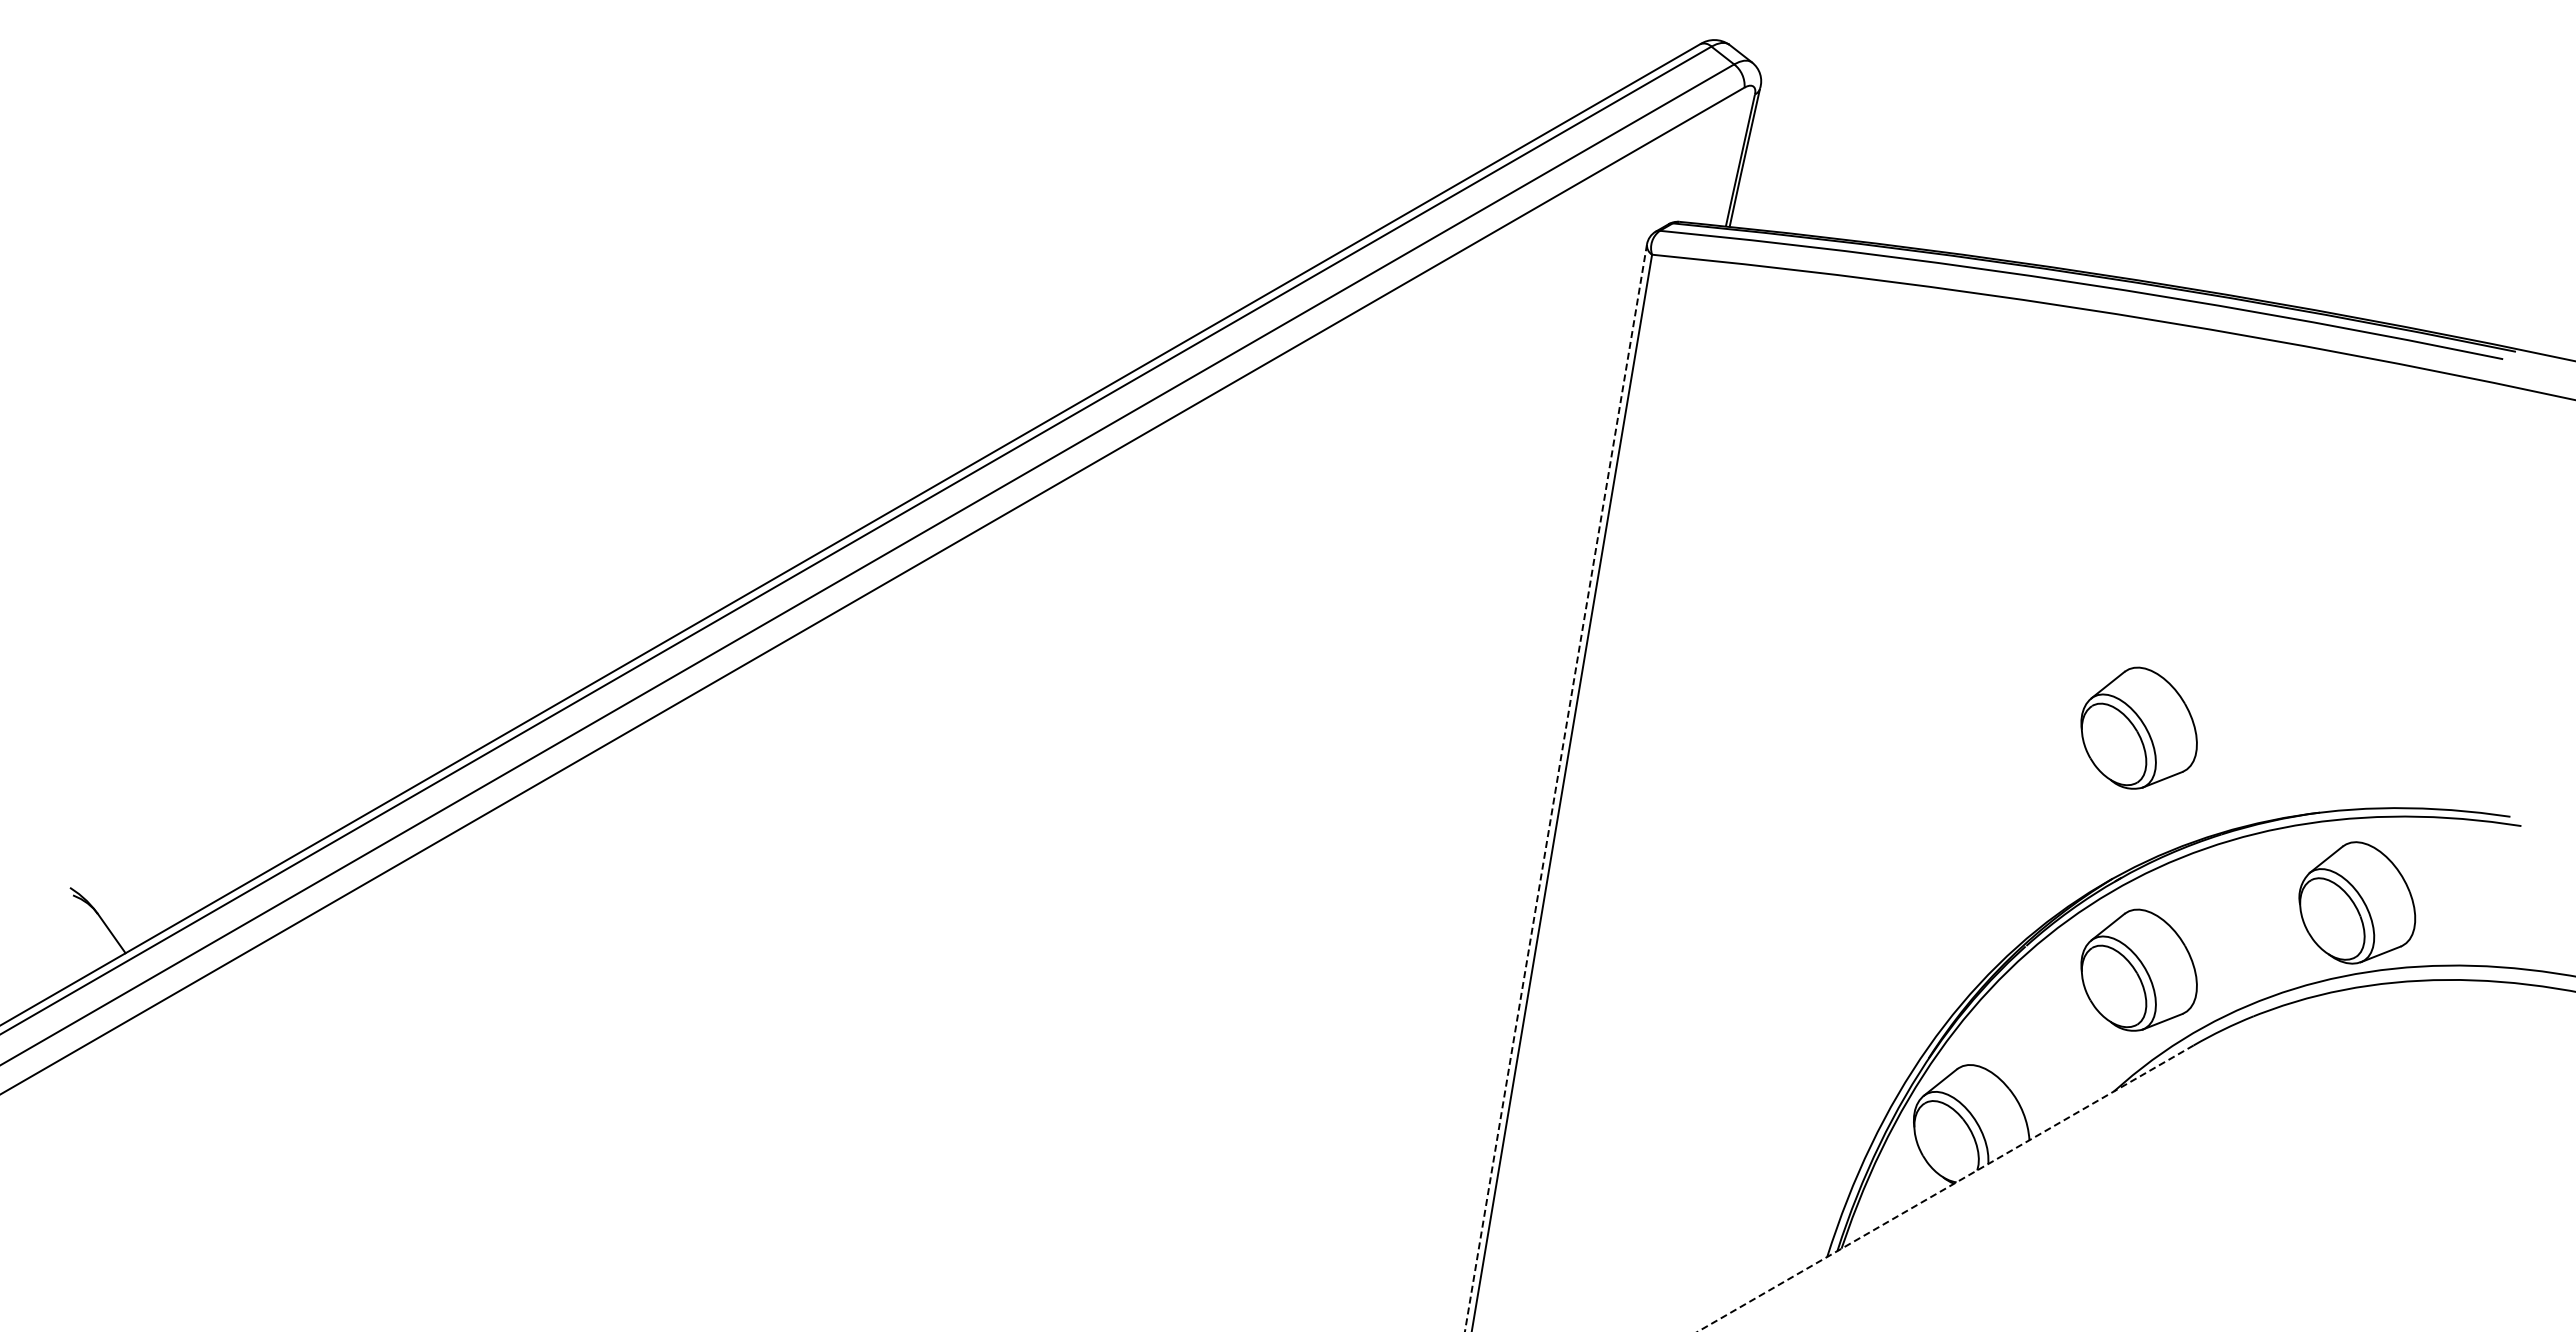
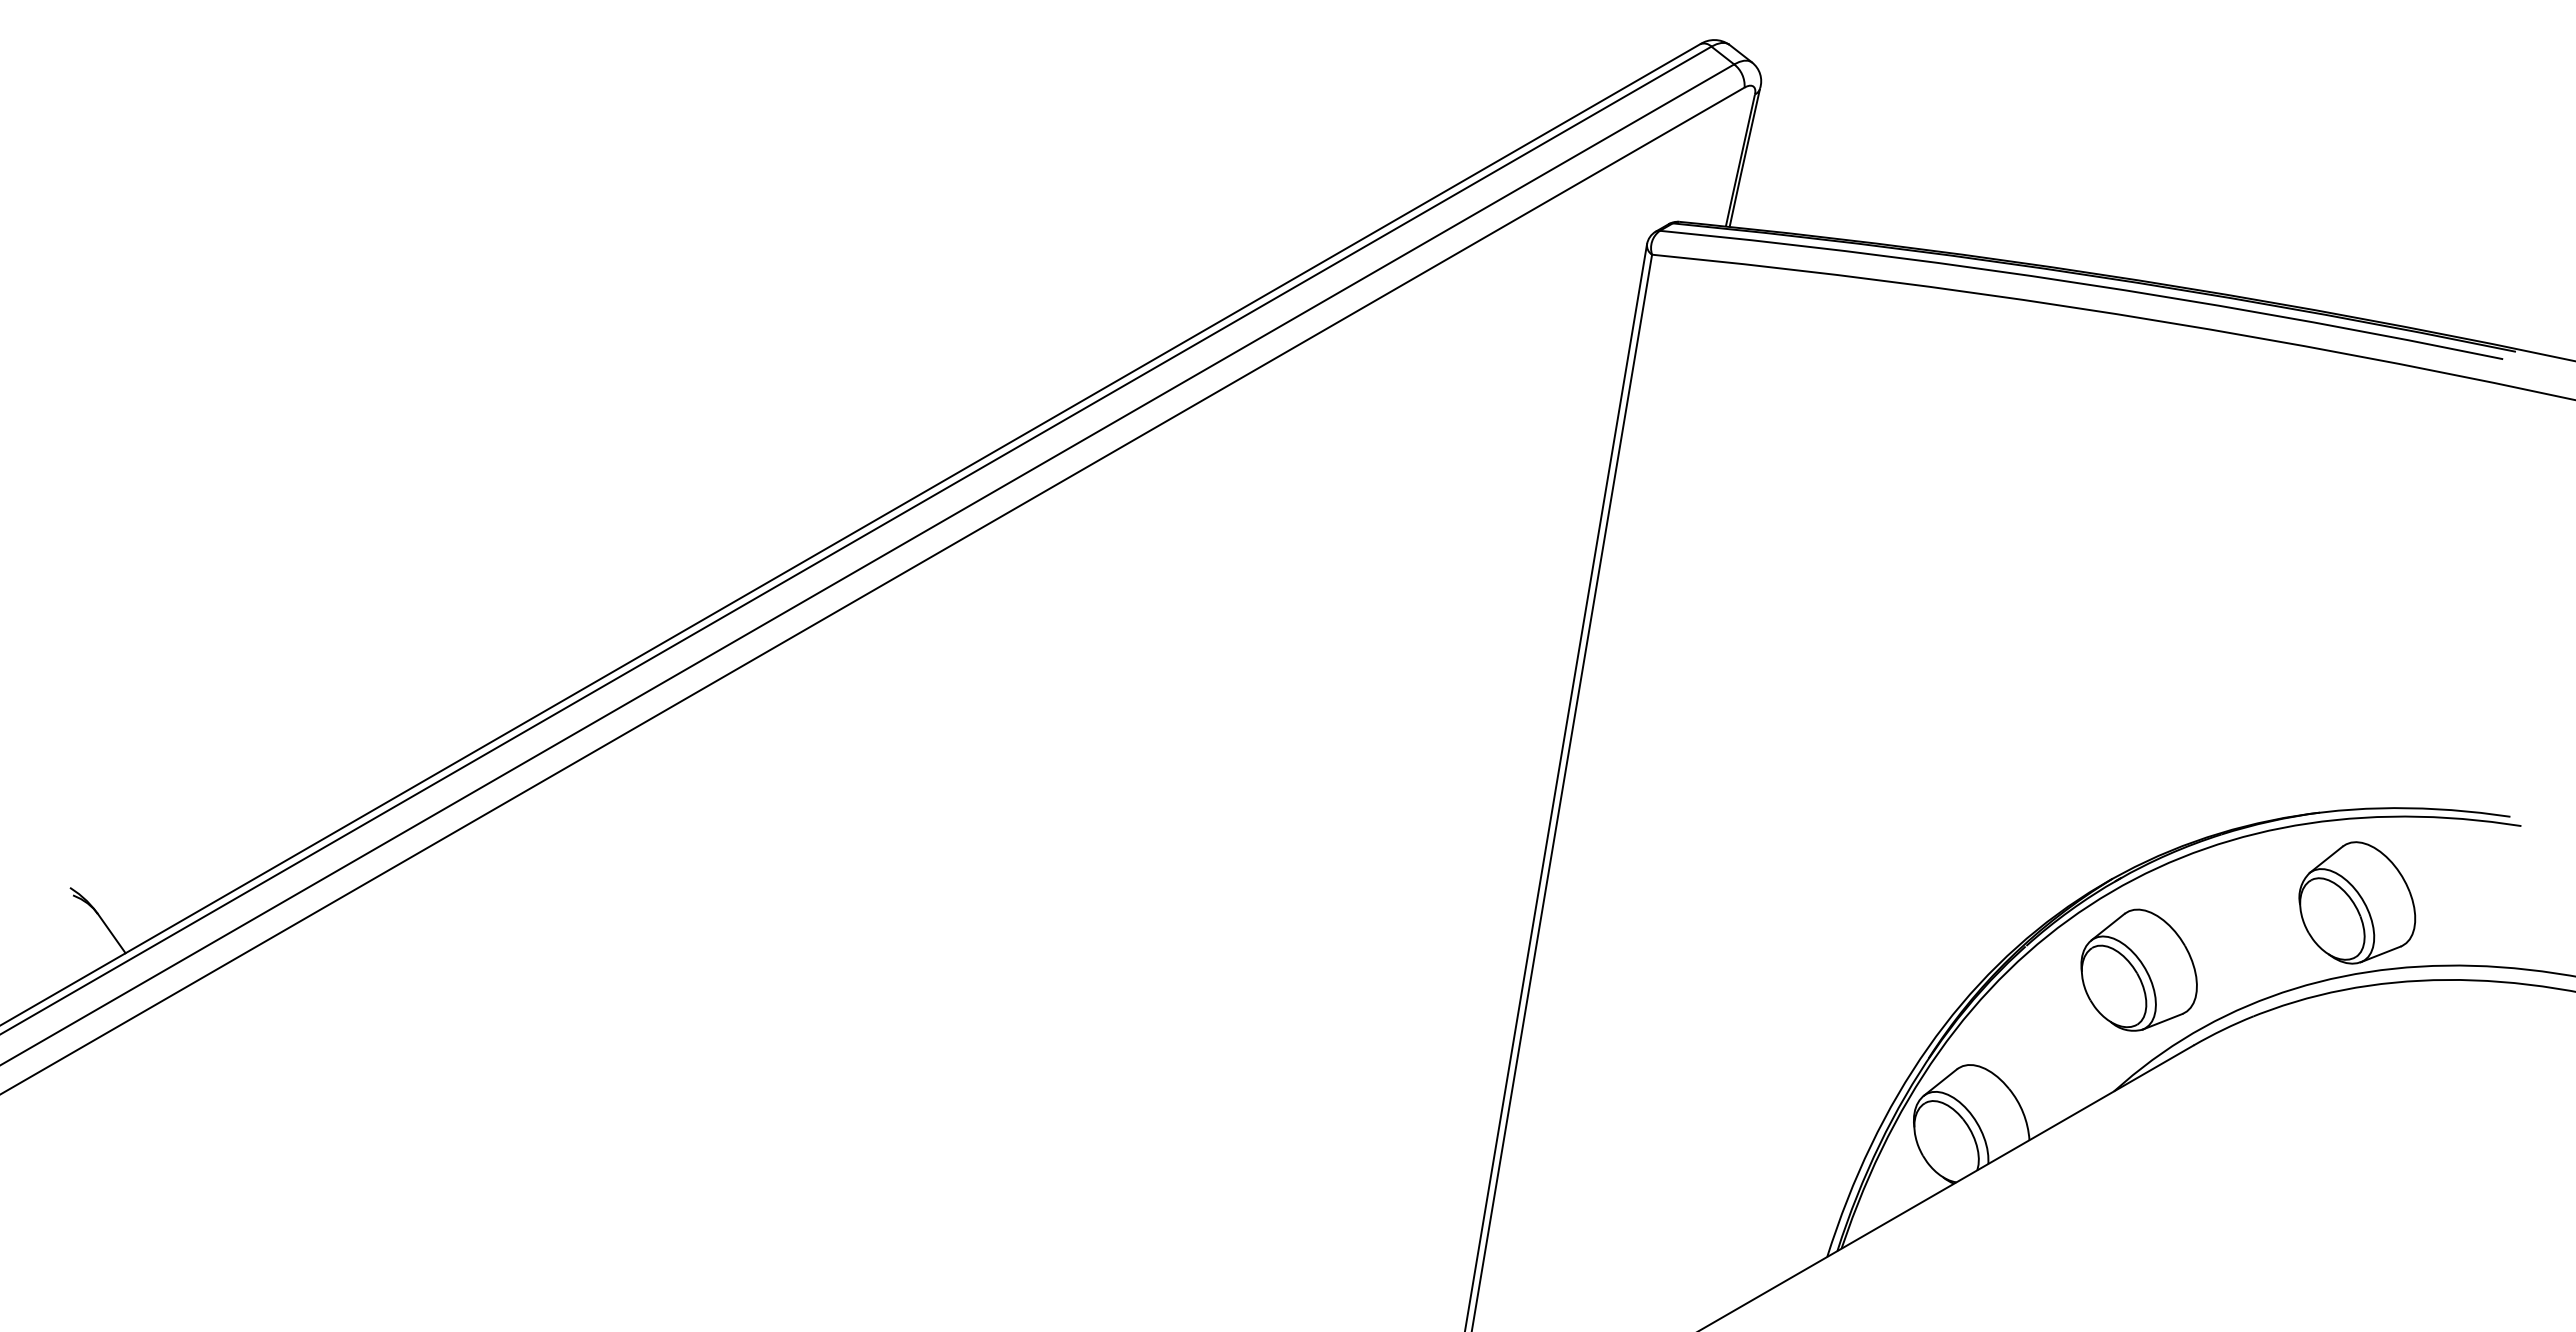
part: present -> none (2138, 727)
line: dashed -> solid (1555, 788)
line: dashed -> solid (1945, 1188)
